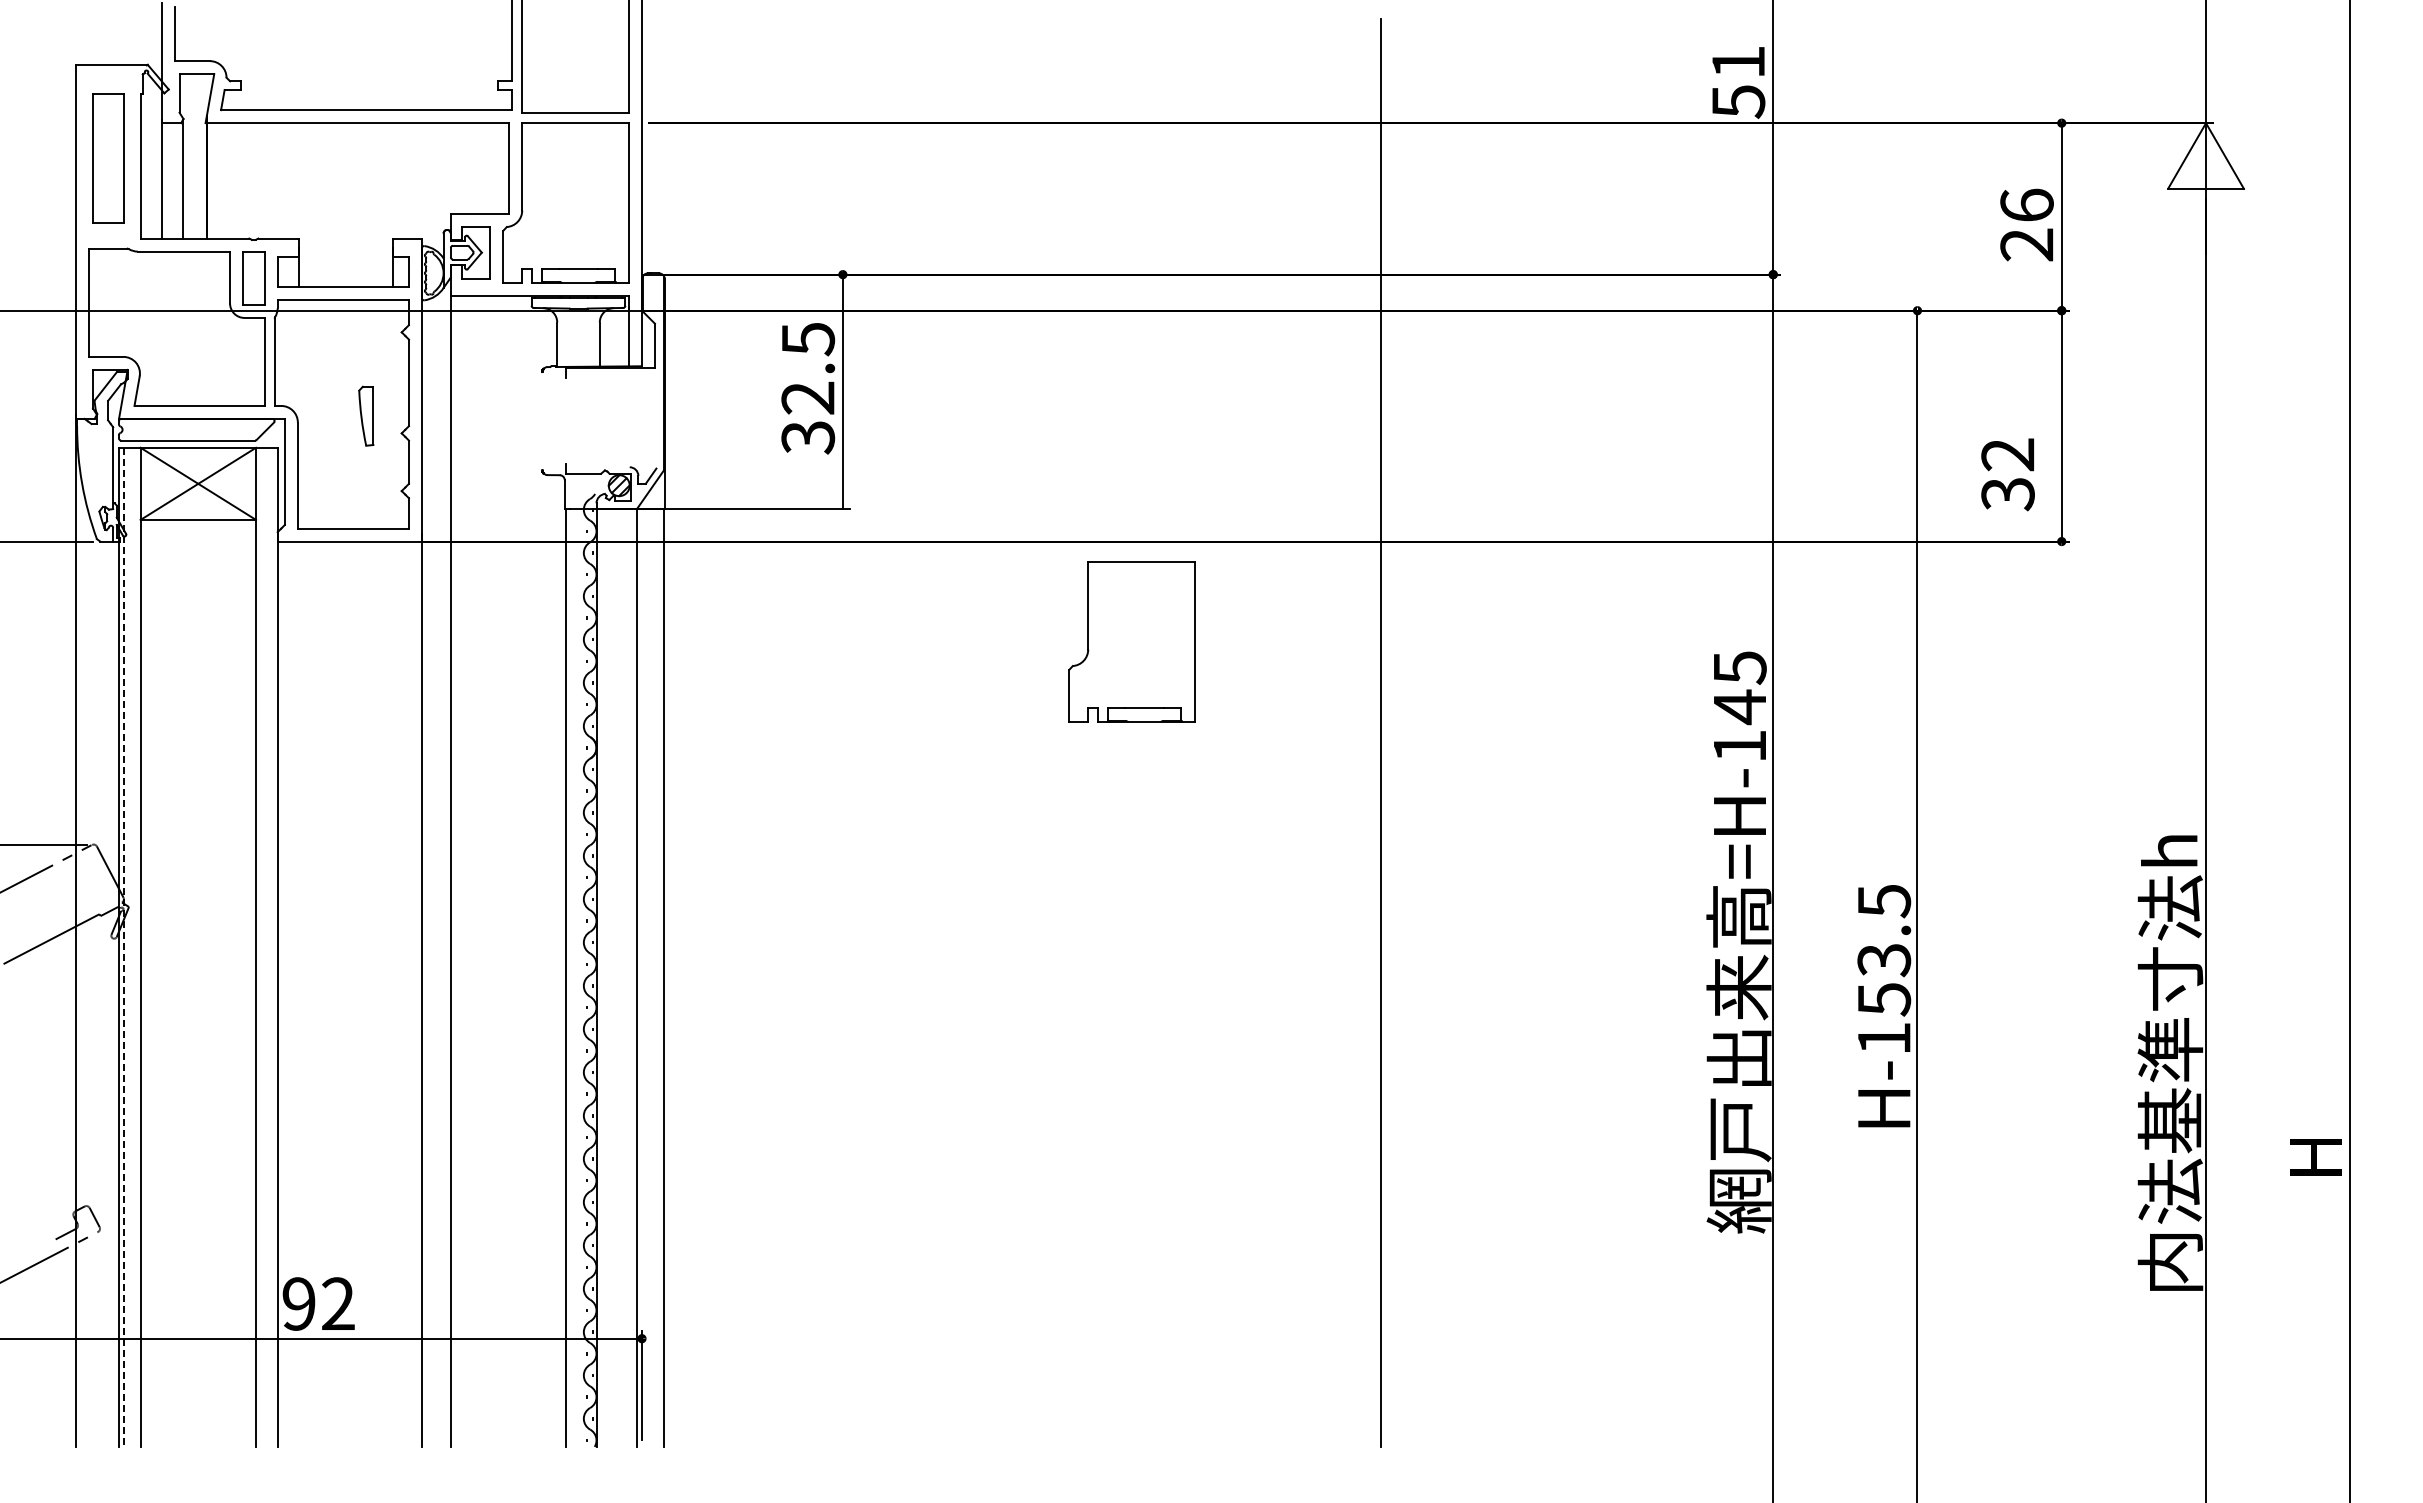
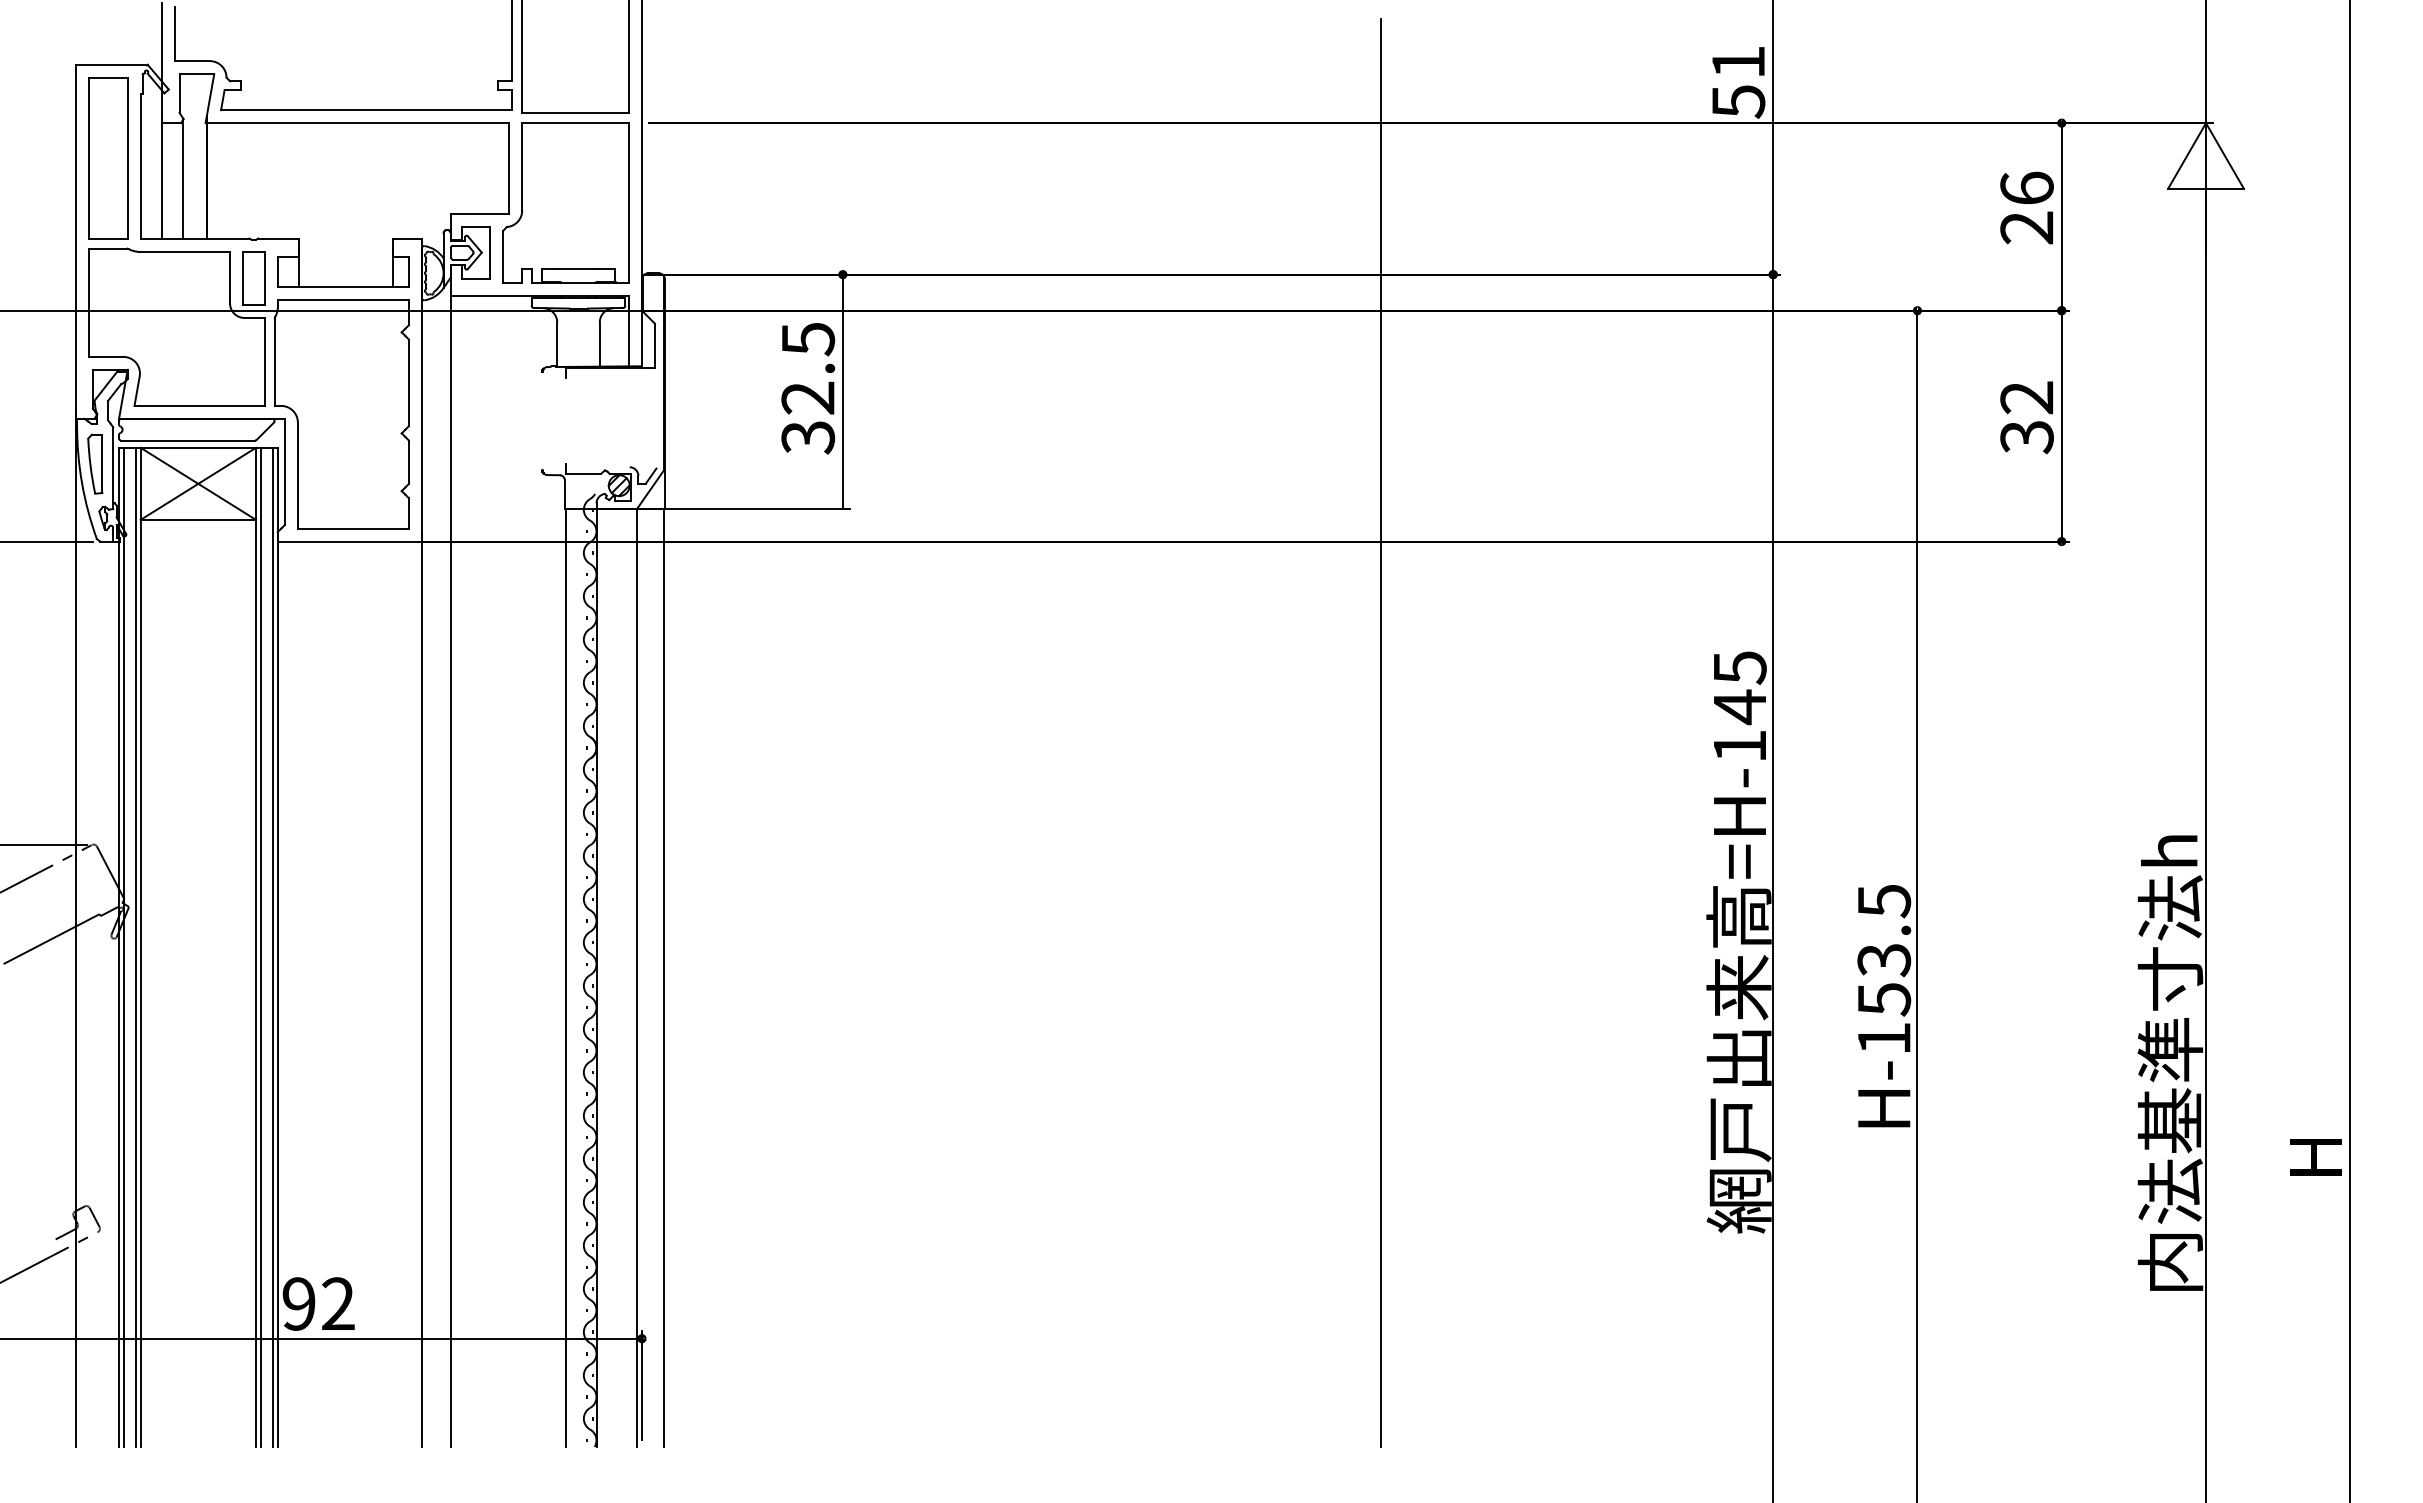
part size: 33x131 px -> 41x163 px (108, 158)
text position: (2026, 224) -> (2026, 207) (2026, 207)
part position: (366, 415) -> (95, 463) (95, 463)
text position: (2007, 474) -> (2026, 417) (2026, 417)
part: present -> none (1131, 641)
line: none -> present (135, 946)
line: none -> present (261, 946)
line: none -> present (272, 946)
line: dashed -> solid (124, 947)
